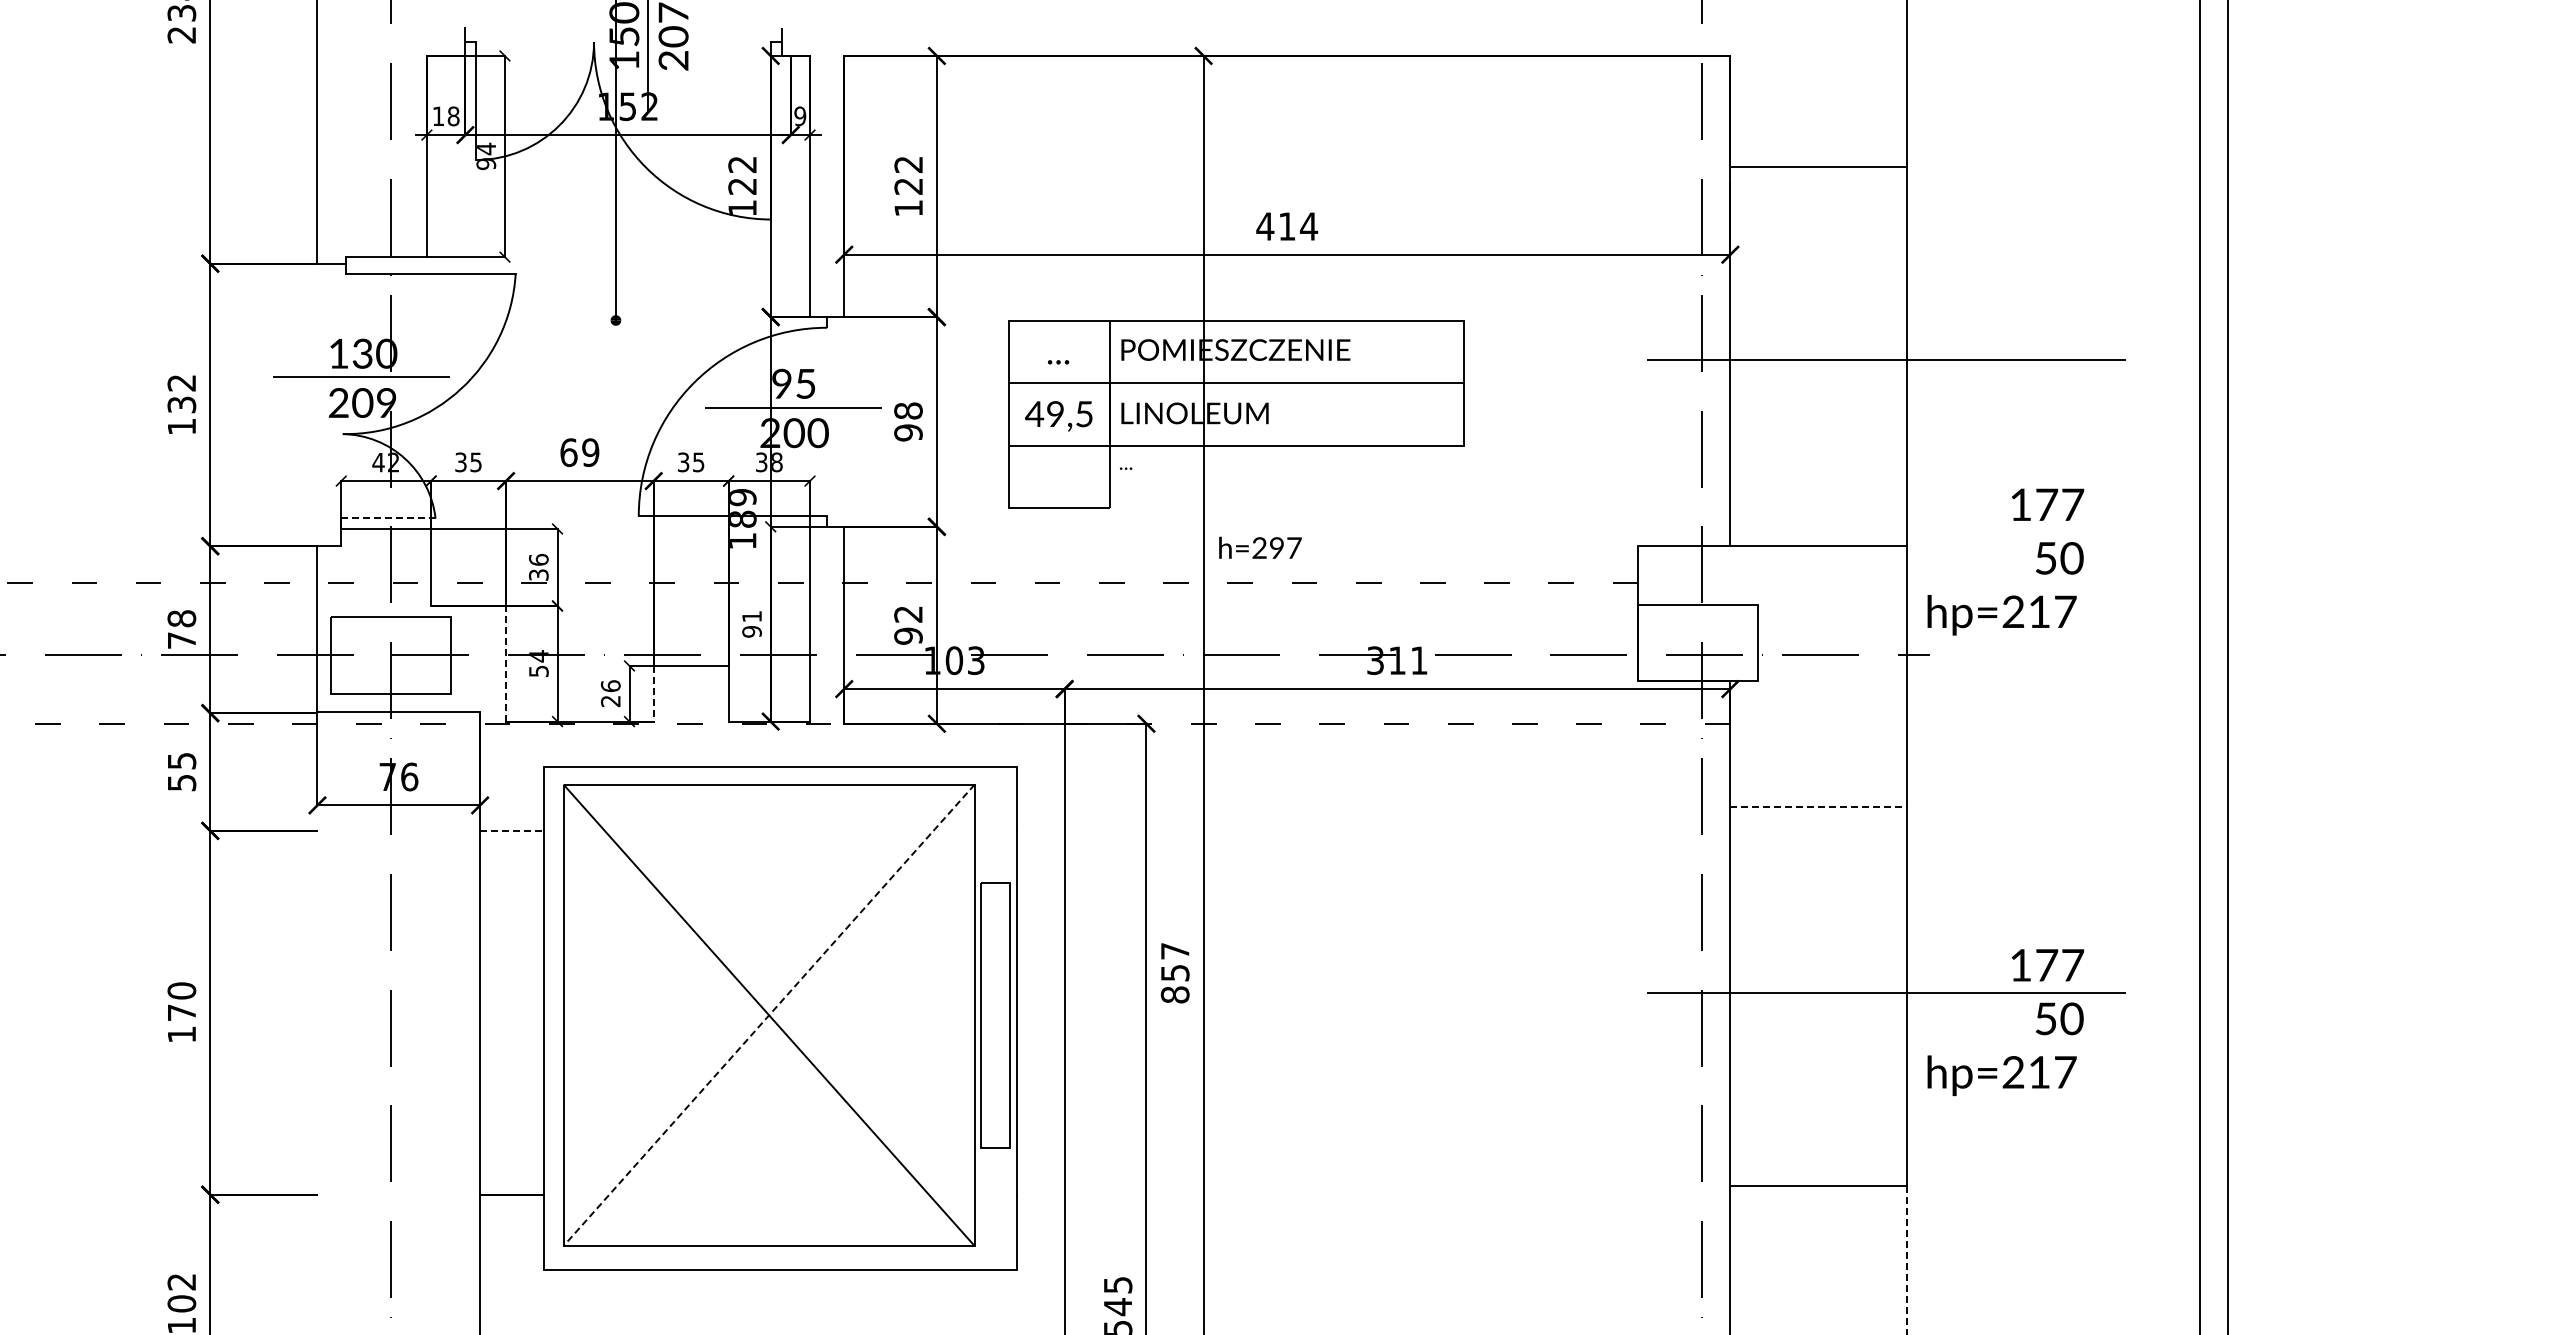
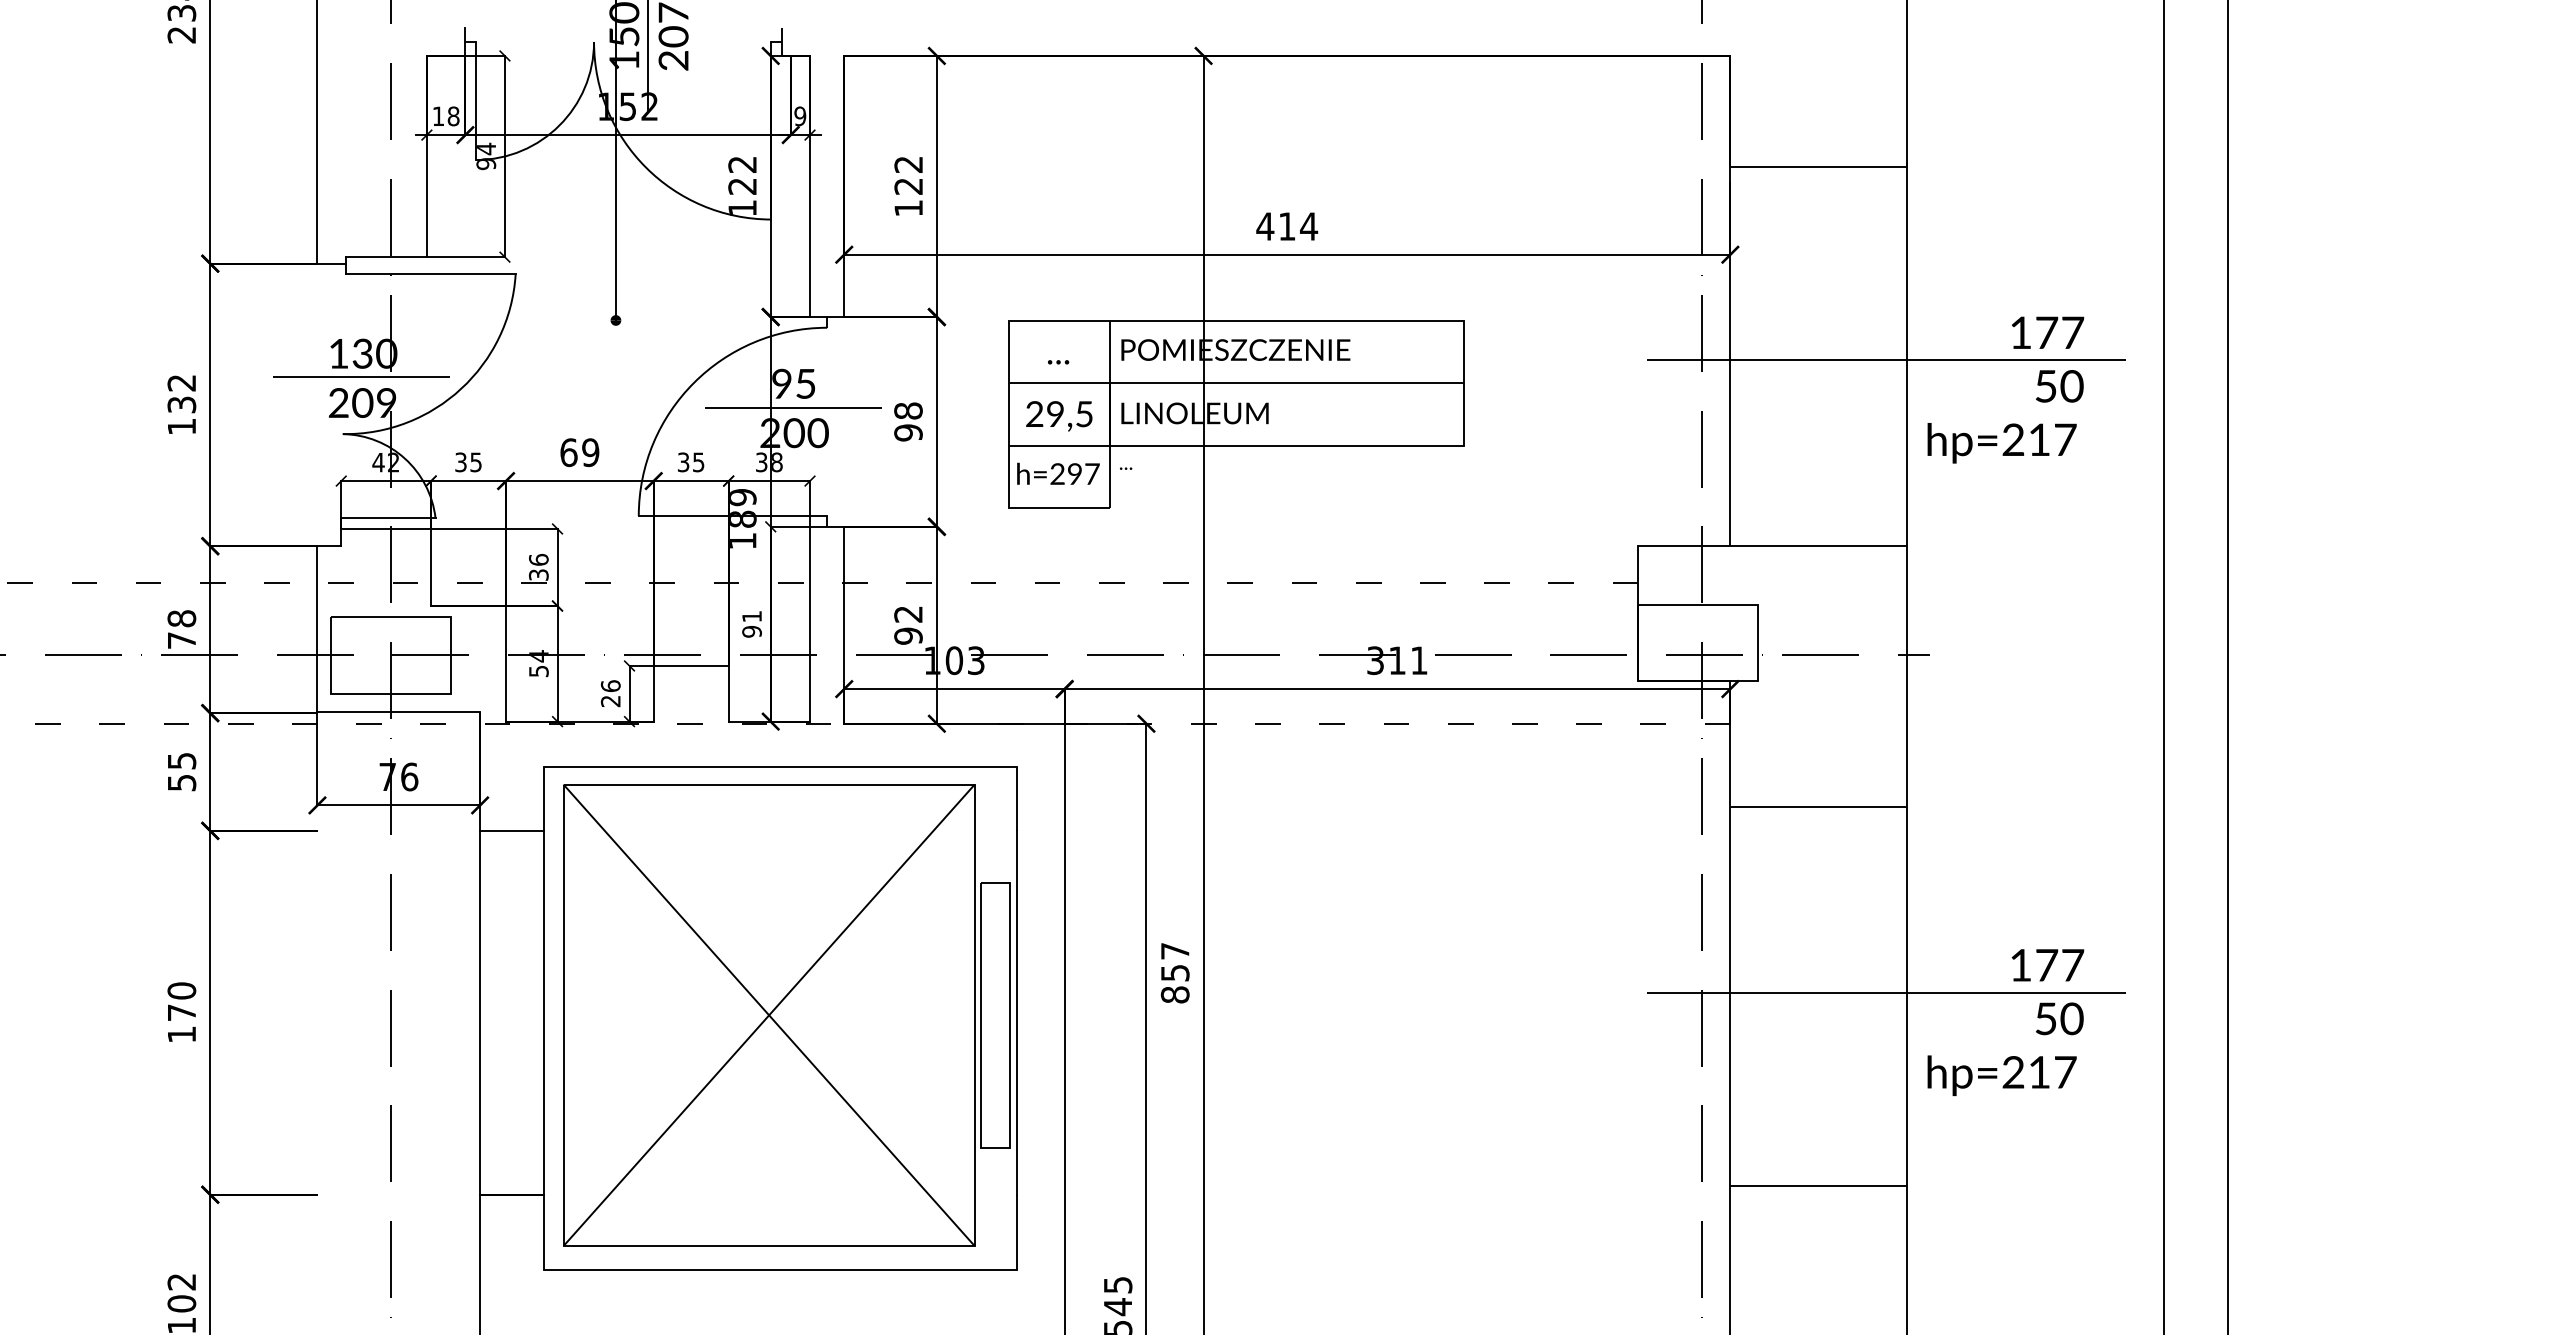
text: 49,5 -> 29,5 (1034, 413)
line: dashed -> solid (388, 518)
text position: (1260, 547) -> (1058, 473) (1058, 473)
text position: (2005, 561) -> (2005, 389) (2005, 389)
line: dashed -> solid (506, 663)
line position: (2199, 666) -> (2163, 666) (2163, 666)
line: dashed -> solid (653, 693)
line: dashed -> solid (1819, 807)
line: dashed -> solid (512, 830)
line: dashed -> solid (768, 1015)
line: dashed -> solid (1906, 1260)
